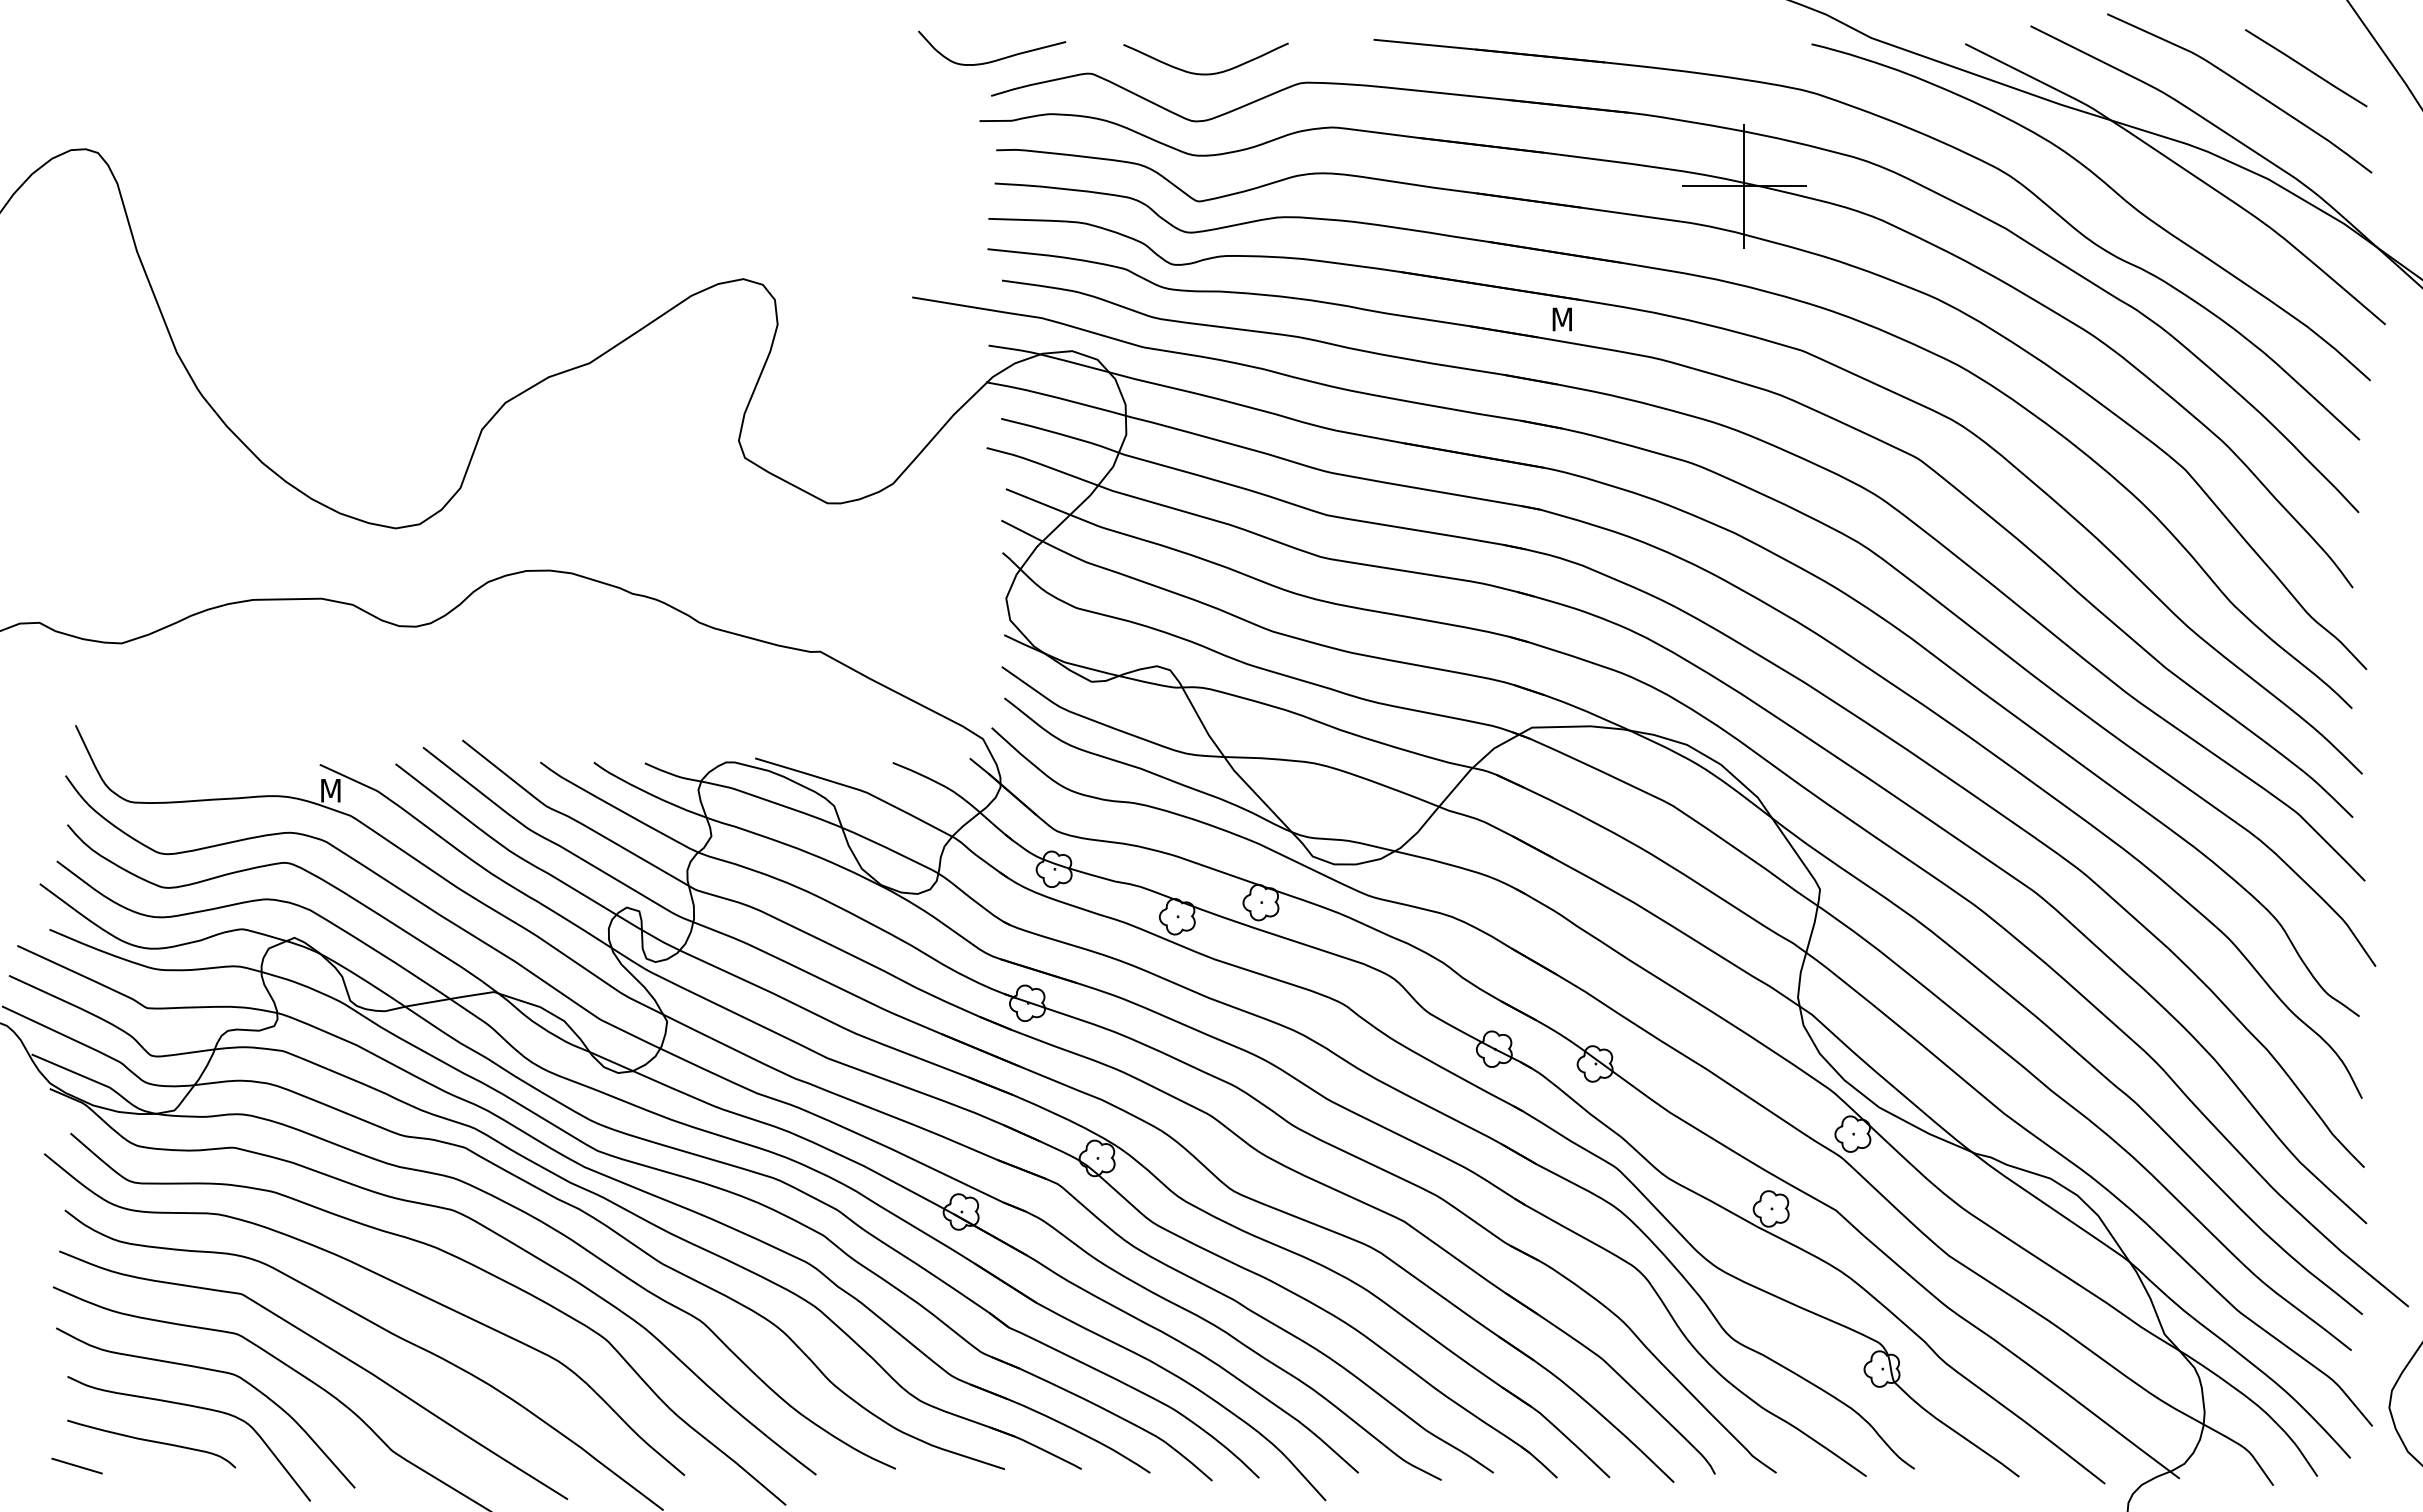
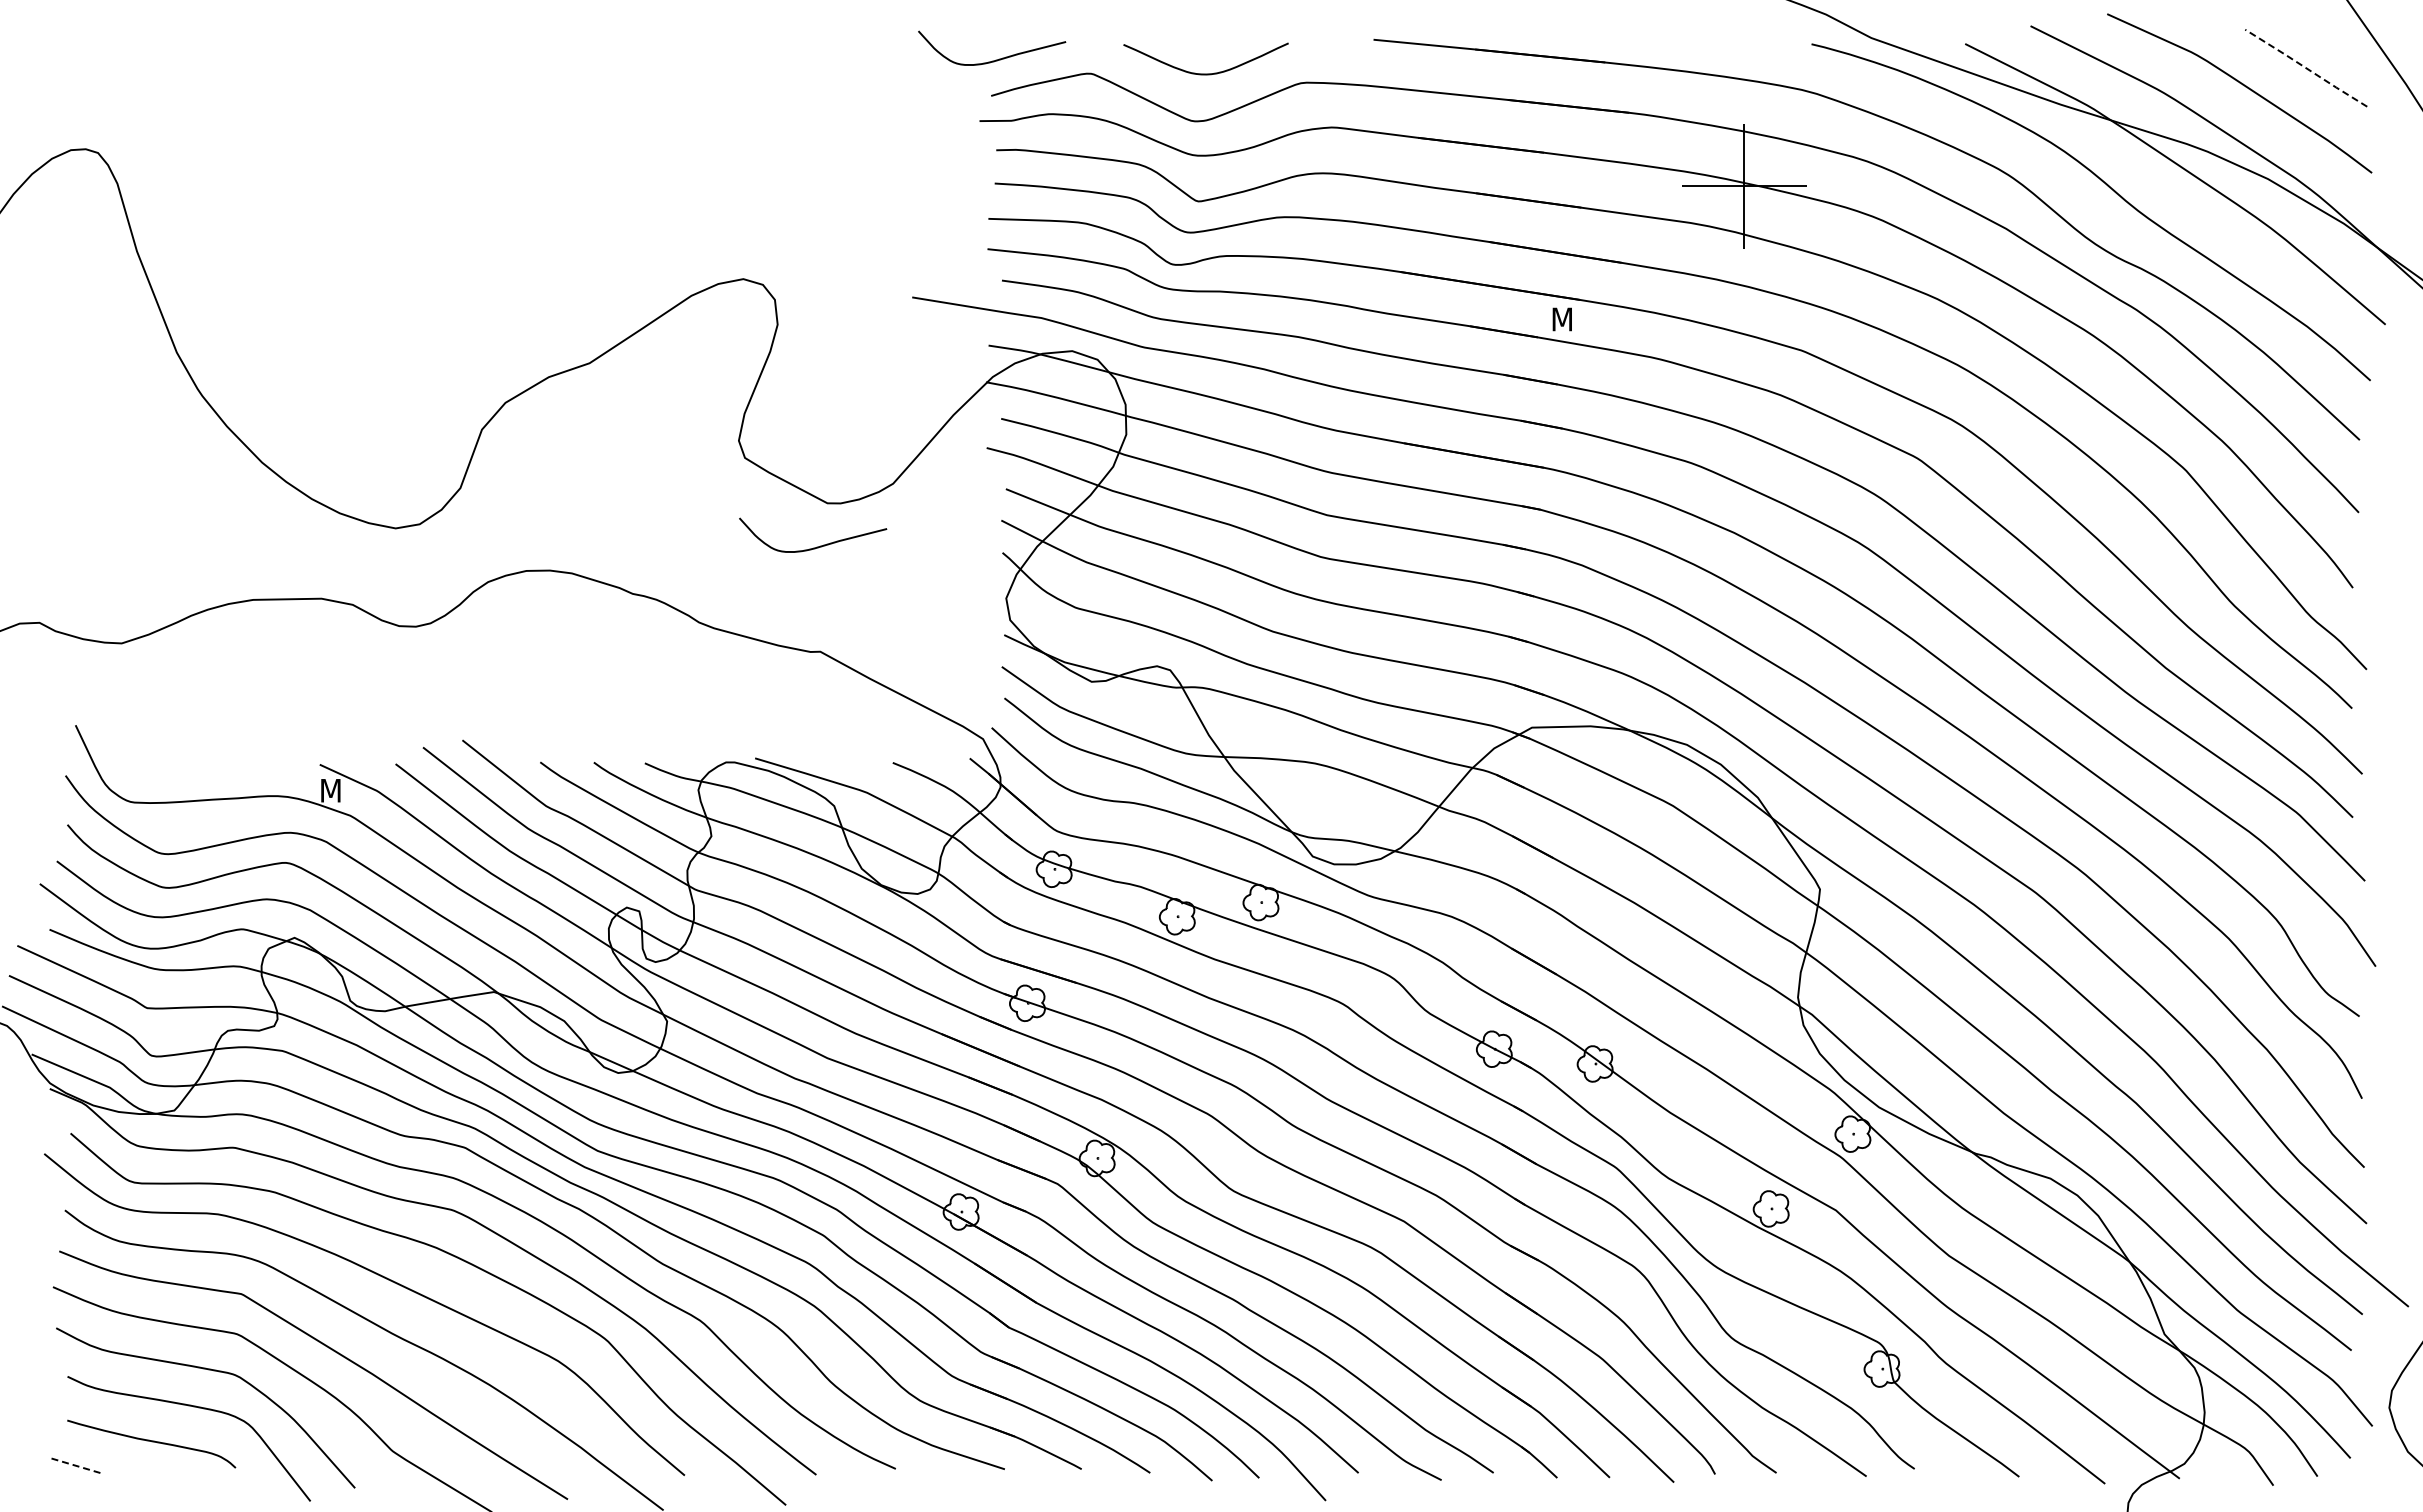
line: solid -> dashed (2306, 68)
curve: none -> present (816, 546)
line: solid -> dashed (77, 1466)
